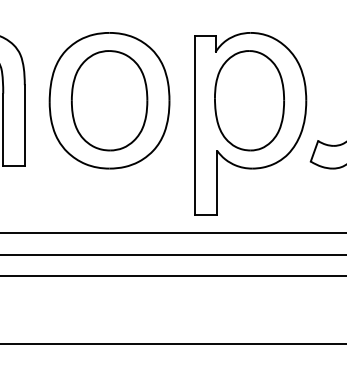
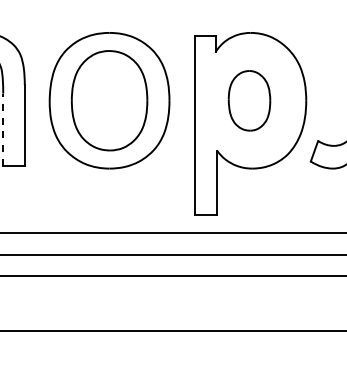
part size: 71x102 px -> 45x62 px (249, 100)
line: solid -> dashed (3, 129)
line position: (172, 344) -> (172, 331) (172, 331)
